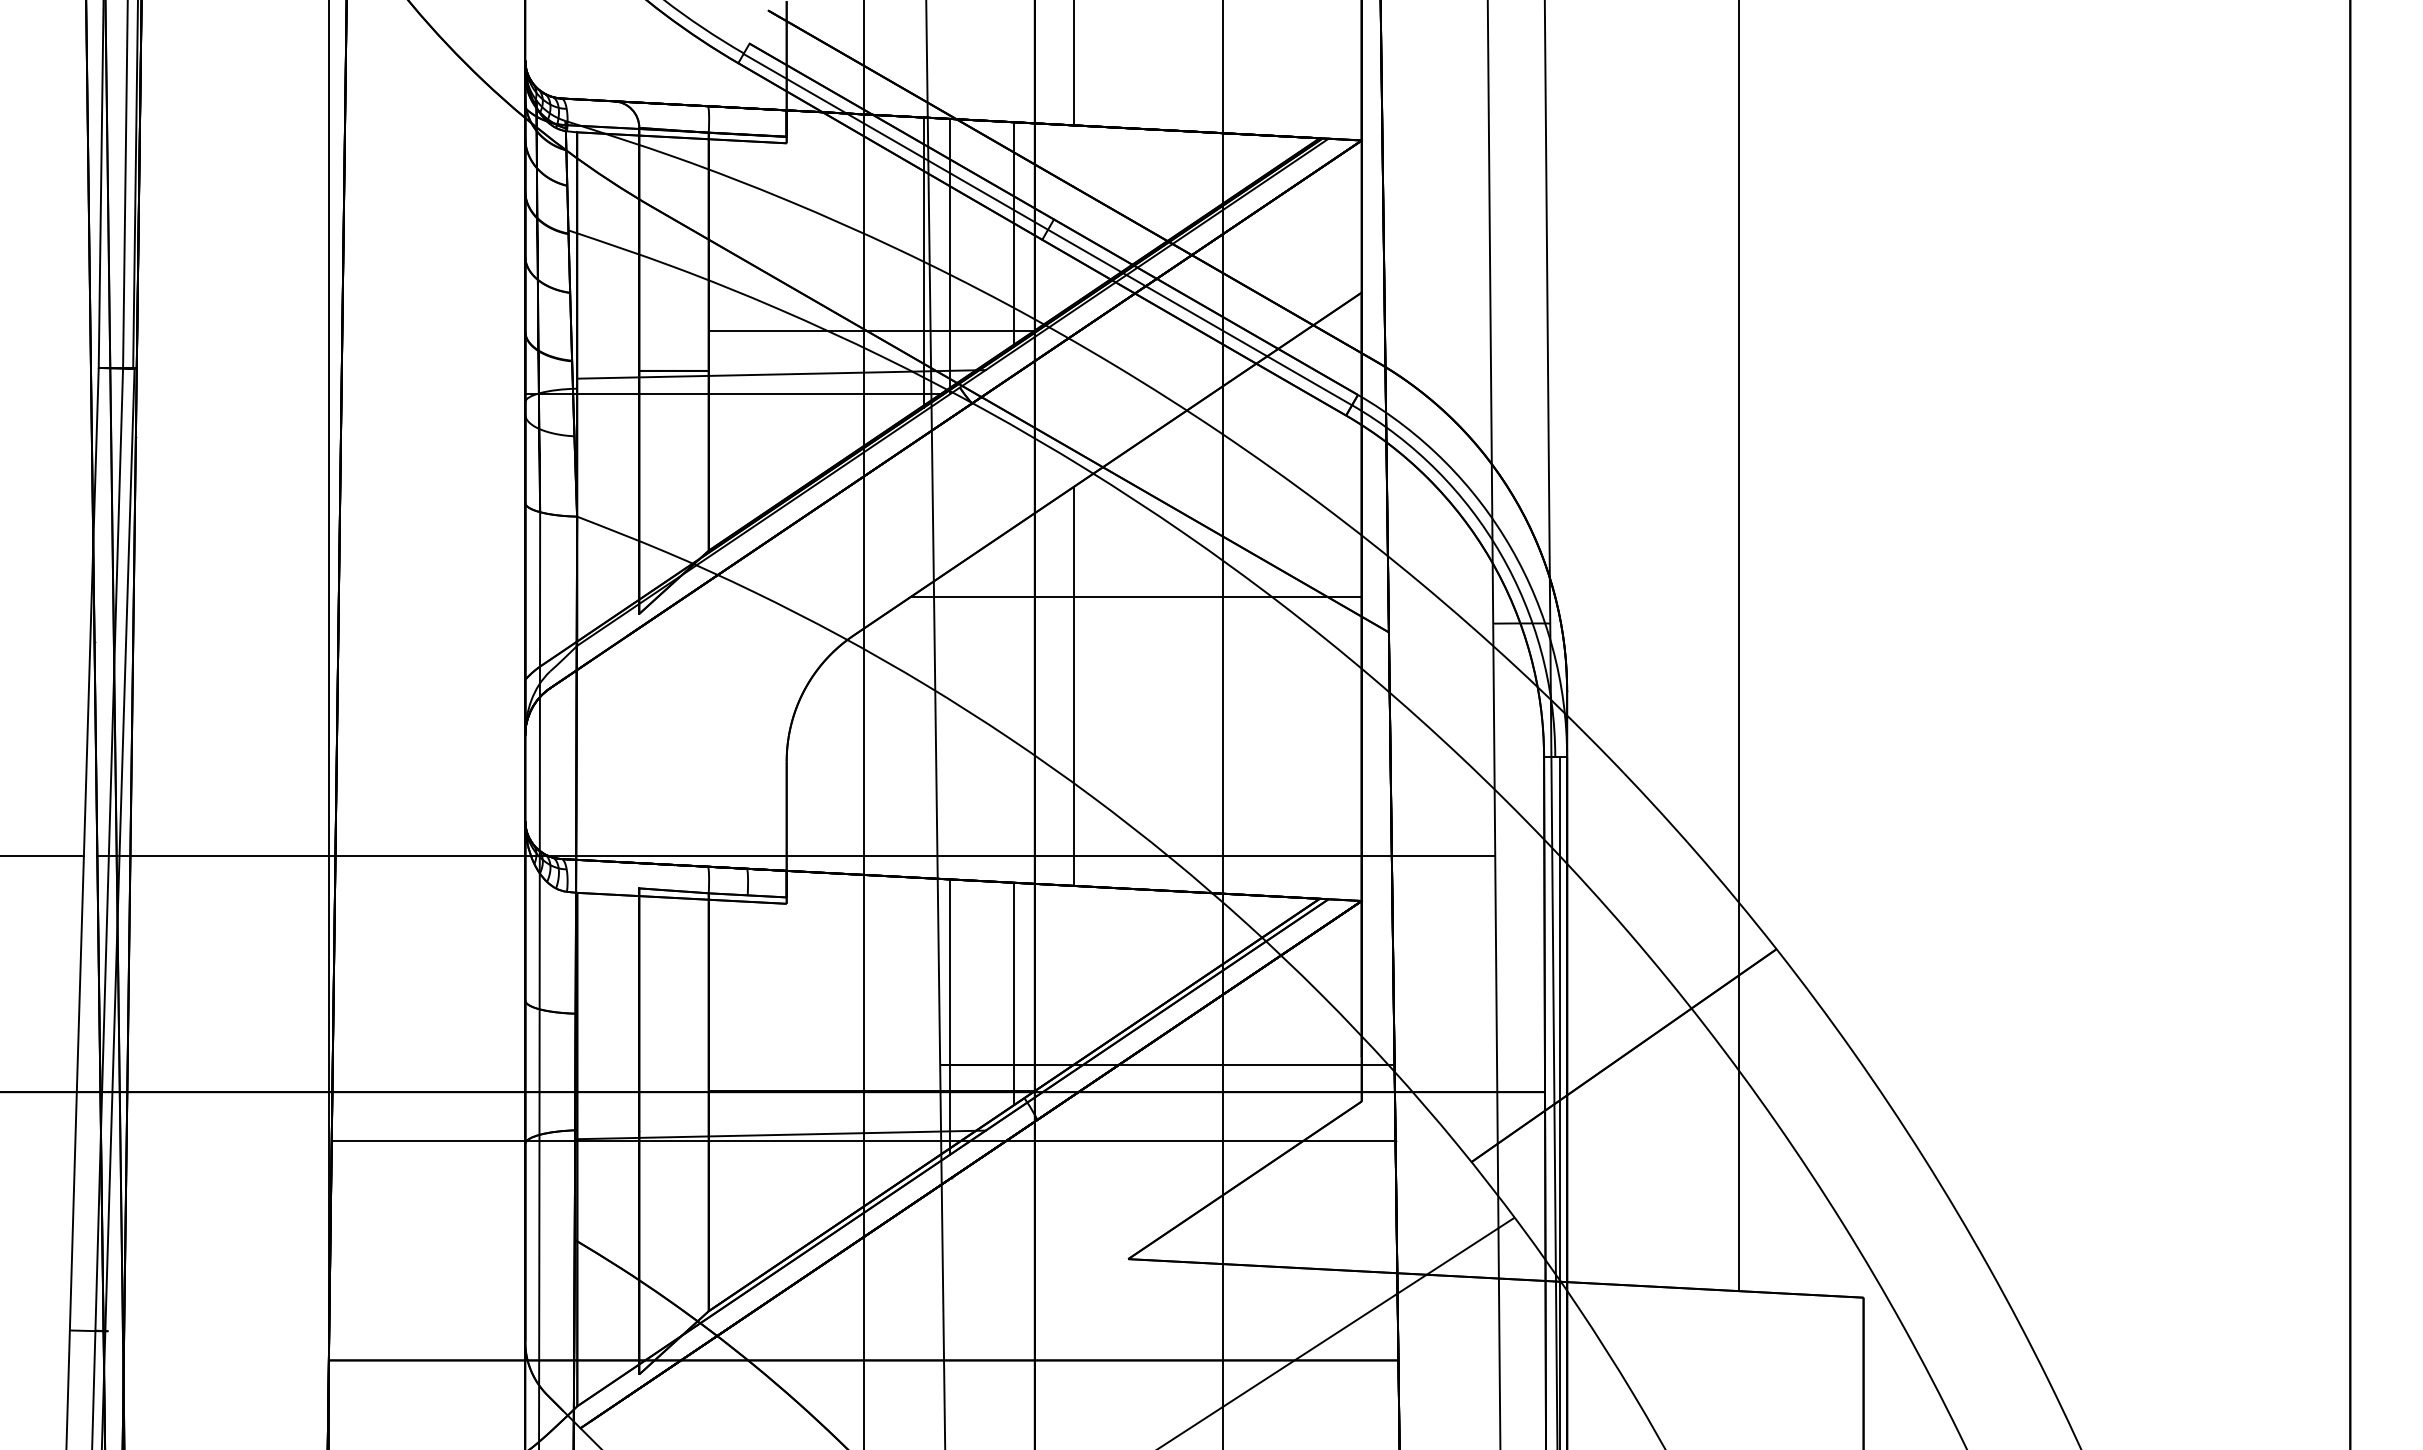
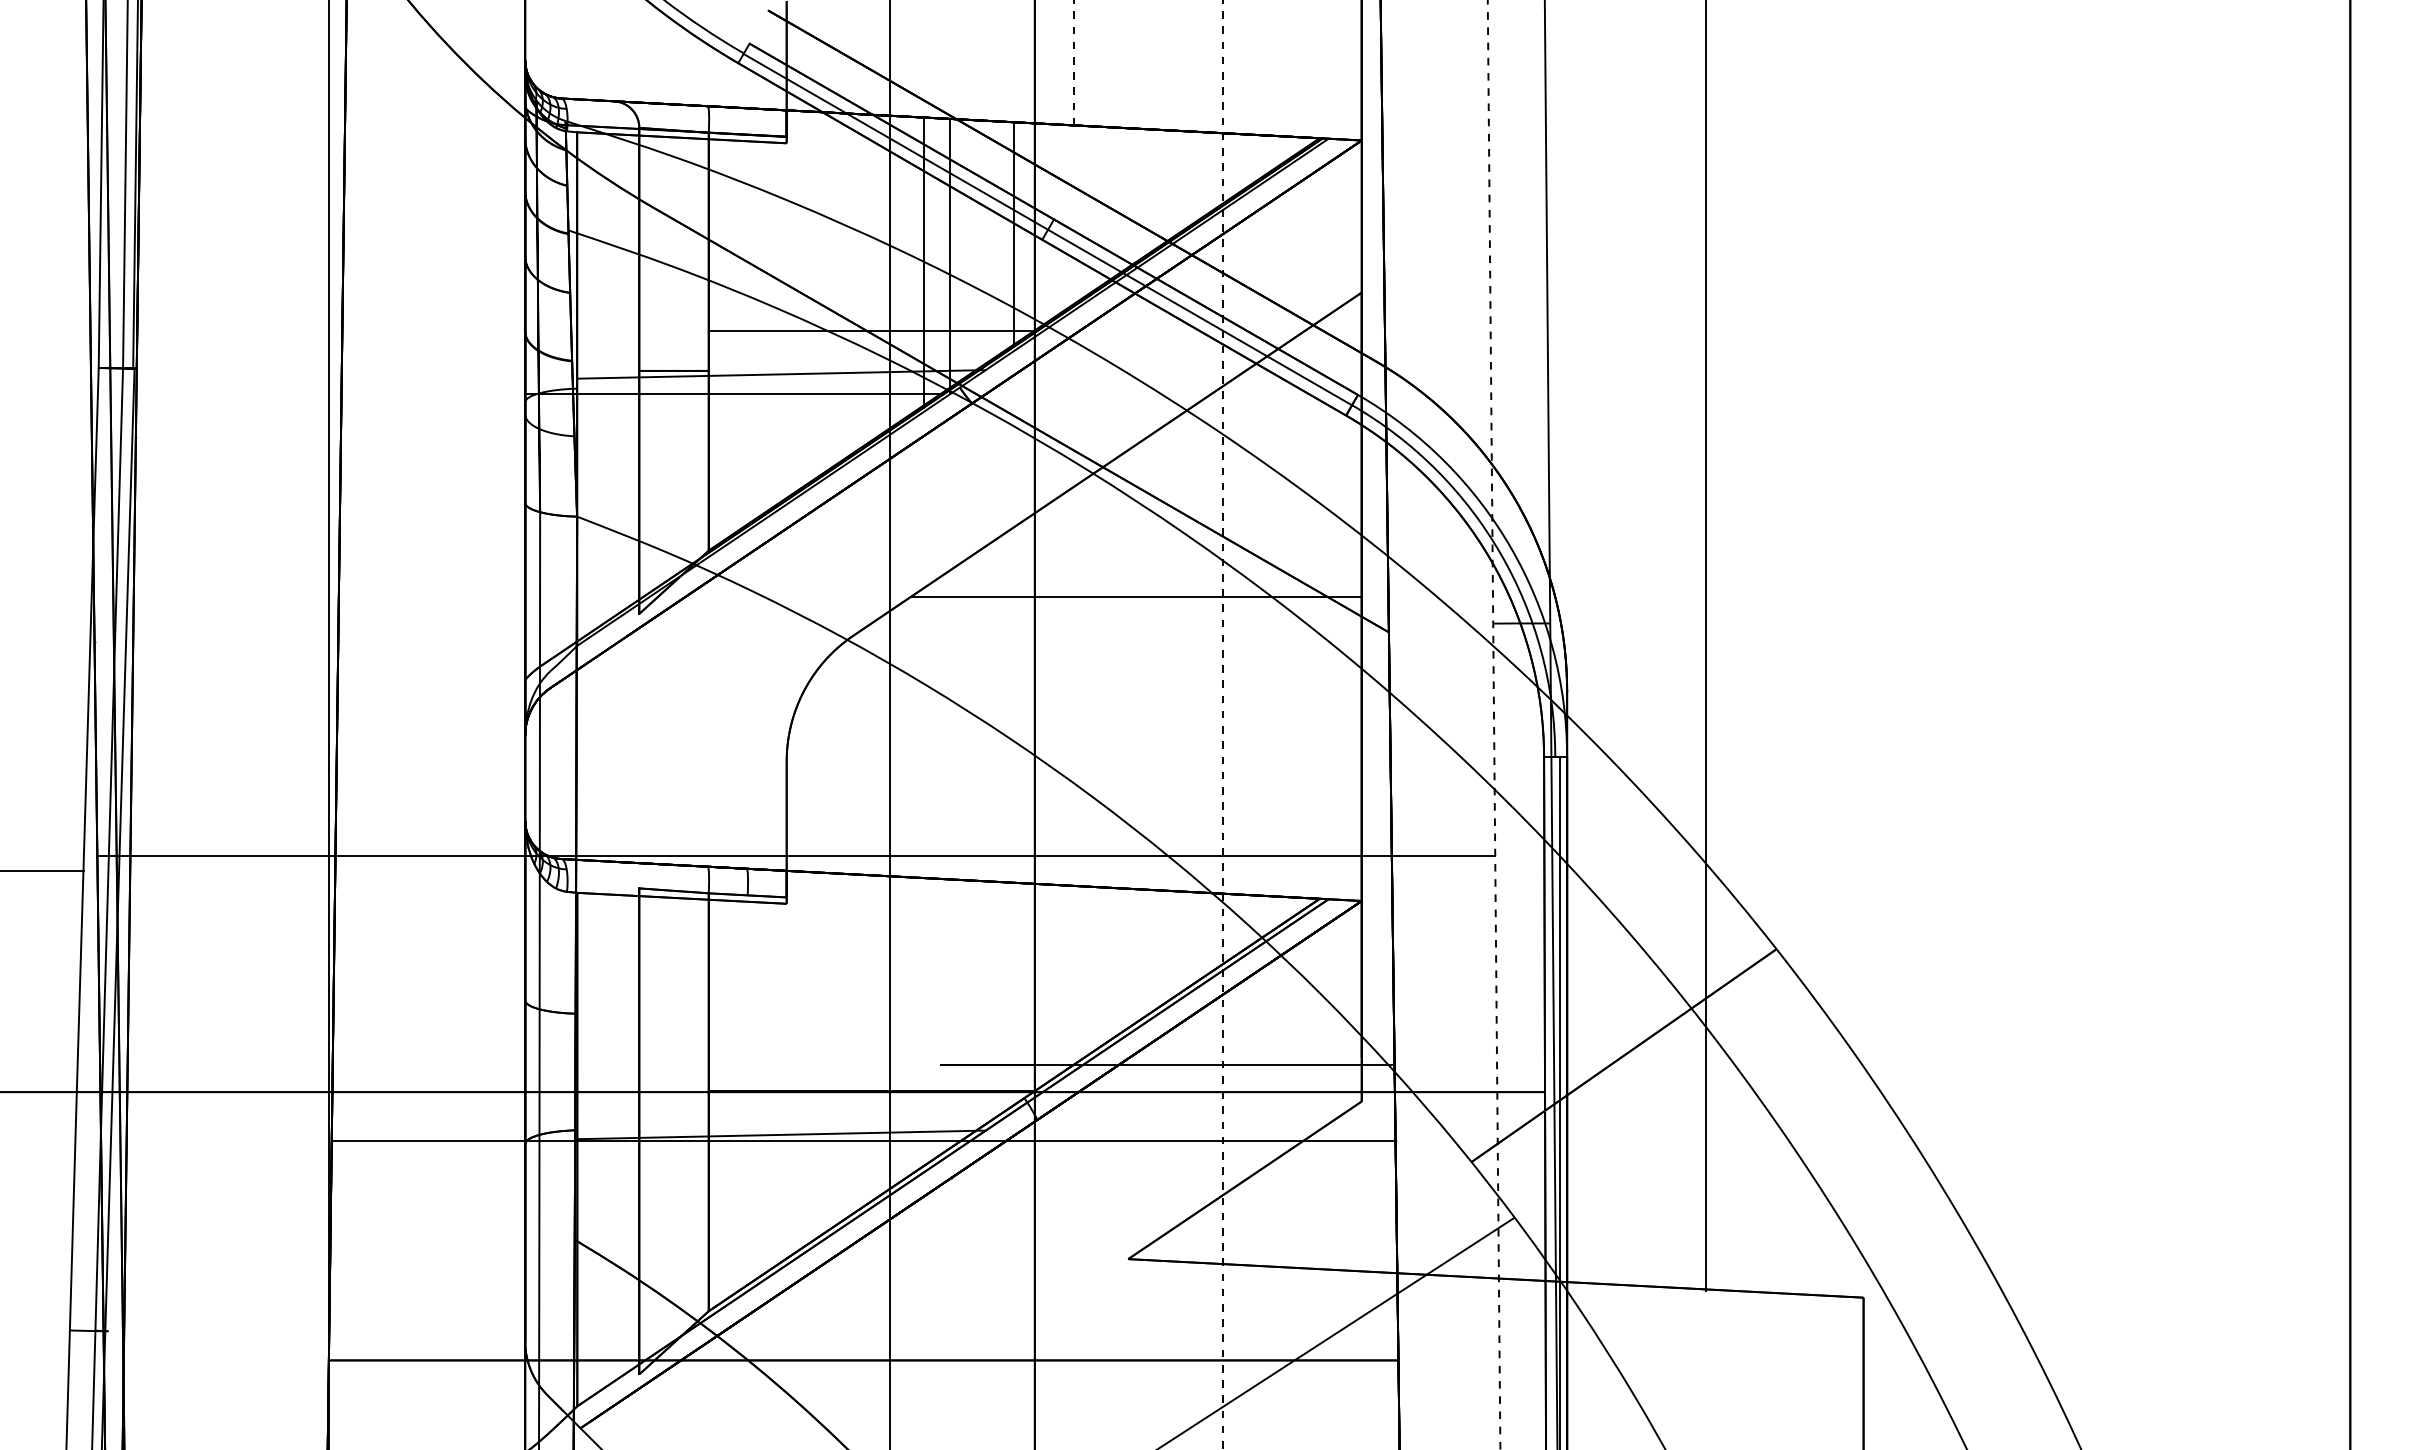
line: solid -> dashed (1074, 62)
line position: (1739, 646) -> (1706, 646) (1706, 646)
line: present -> none (1074, 685)
line position: (863, 724) -> (889, 724) (889, 724)
line: present -> none (935, 724)
line: solid -> dashed (1494, 724)
line: solid -> dashed (1223, 725)
line position: (42, 855) -> (42, 870) (42, 870)
line: present -> none (1014, 993)
line: present -> none (950, 1016)
